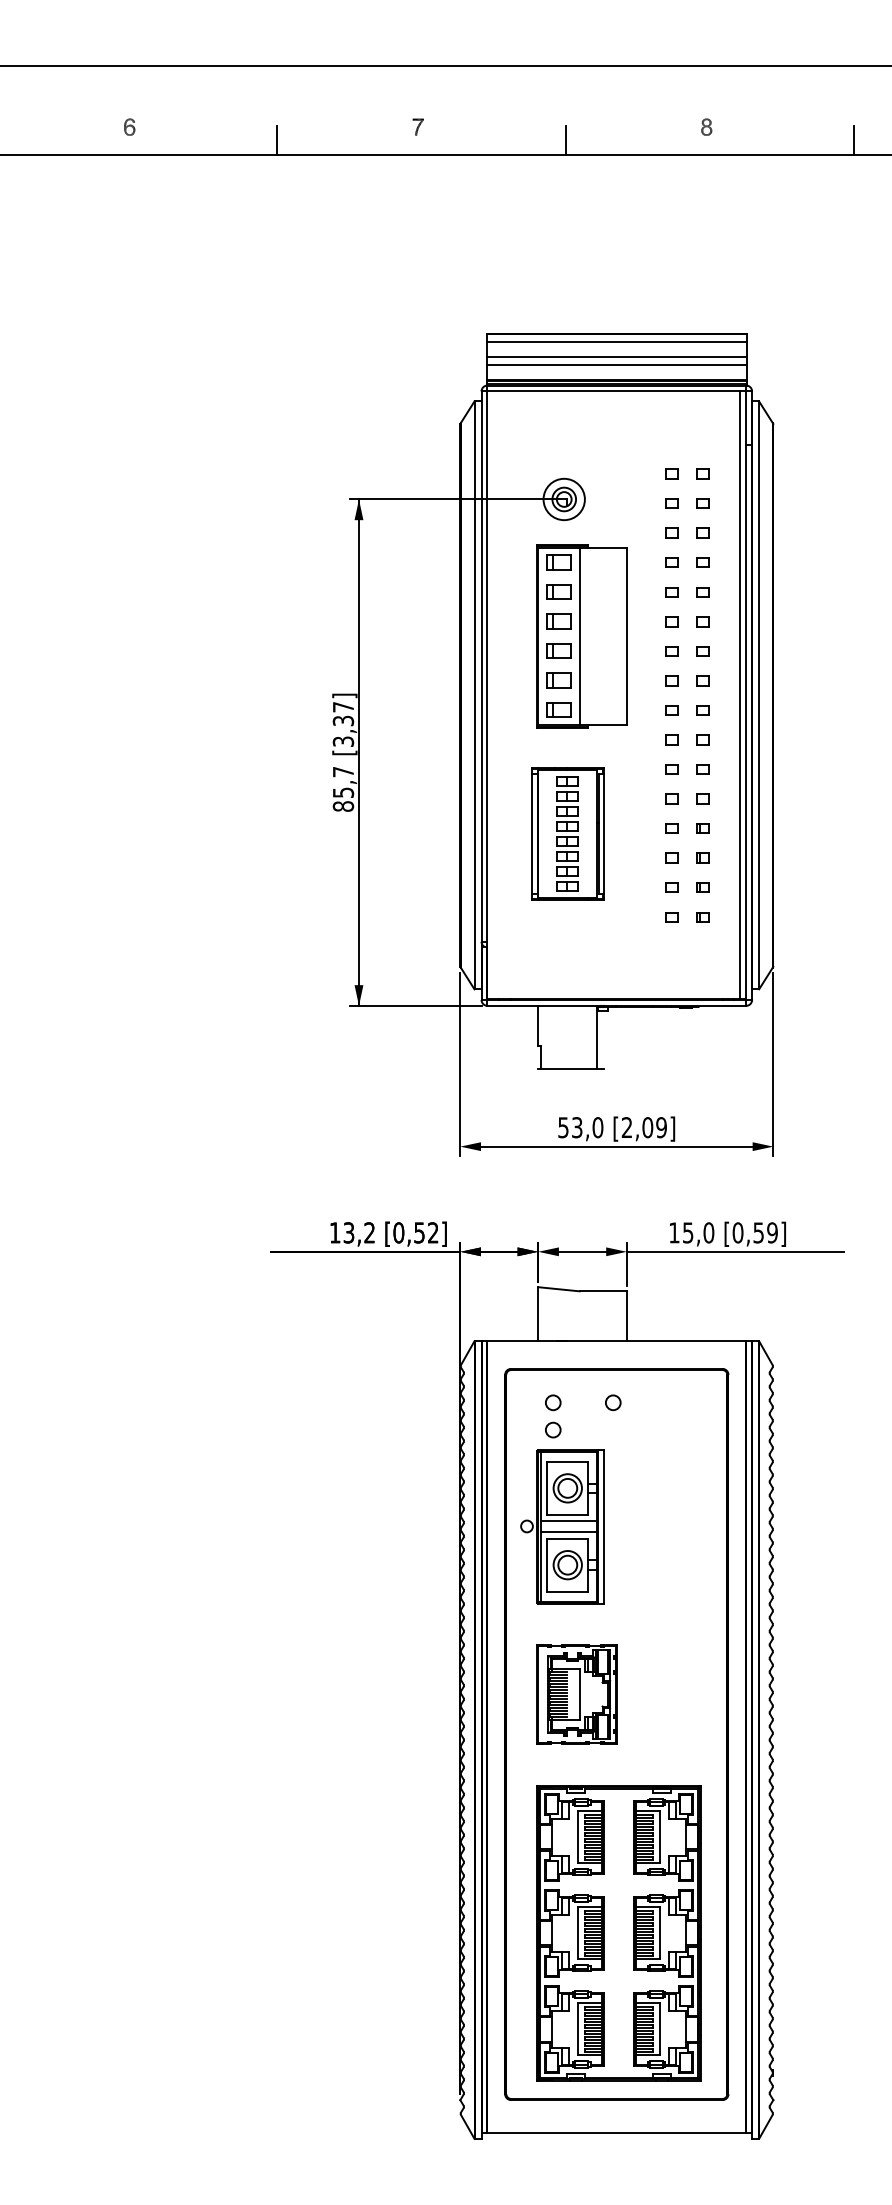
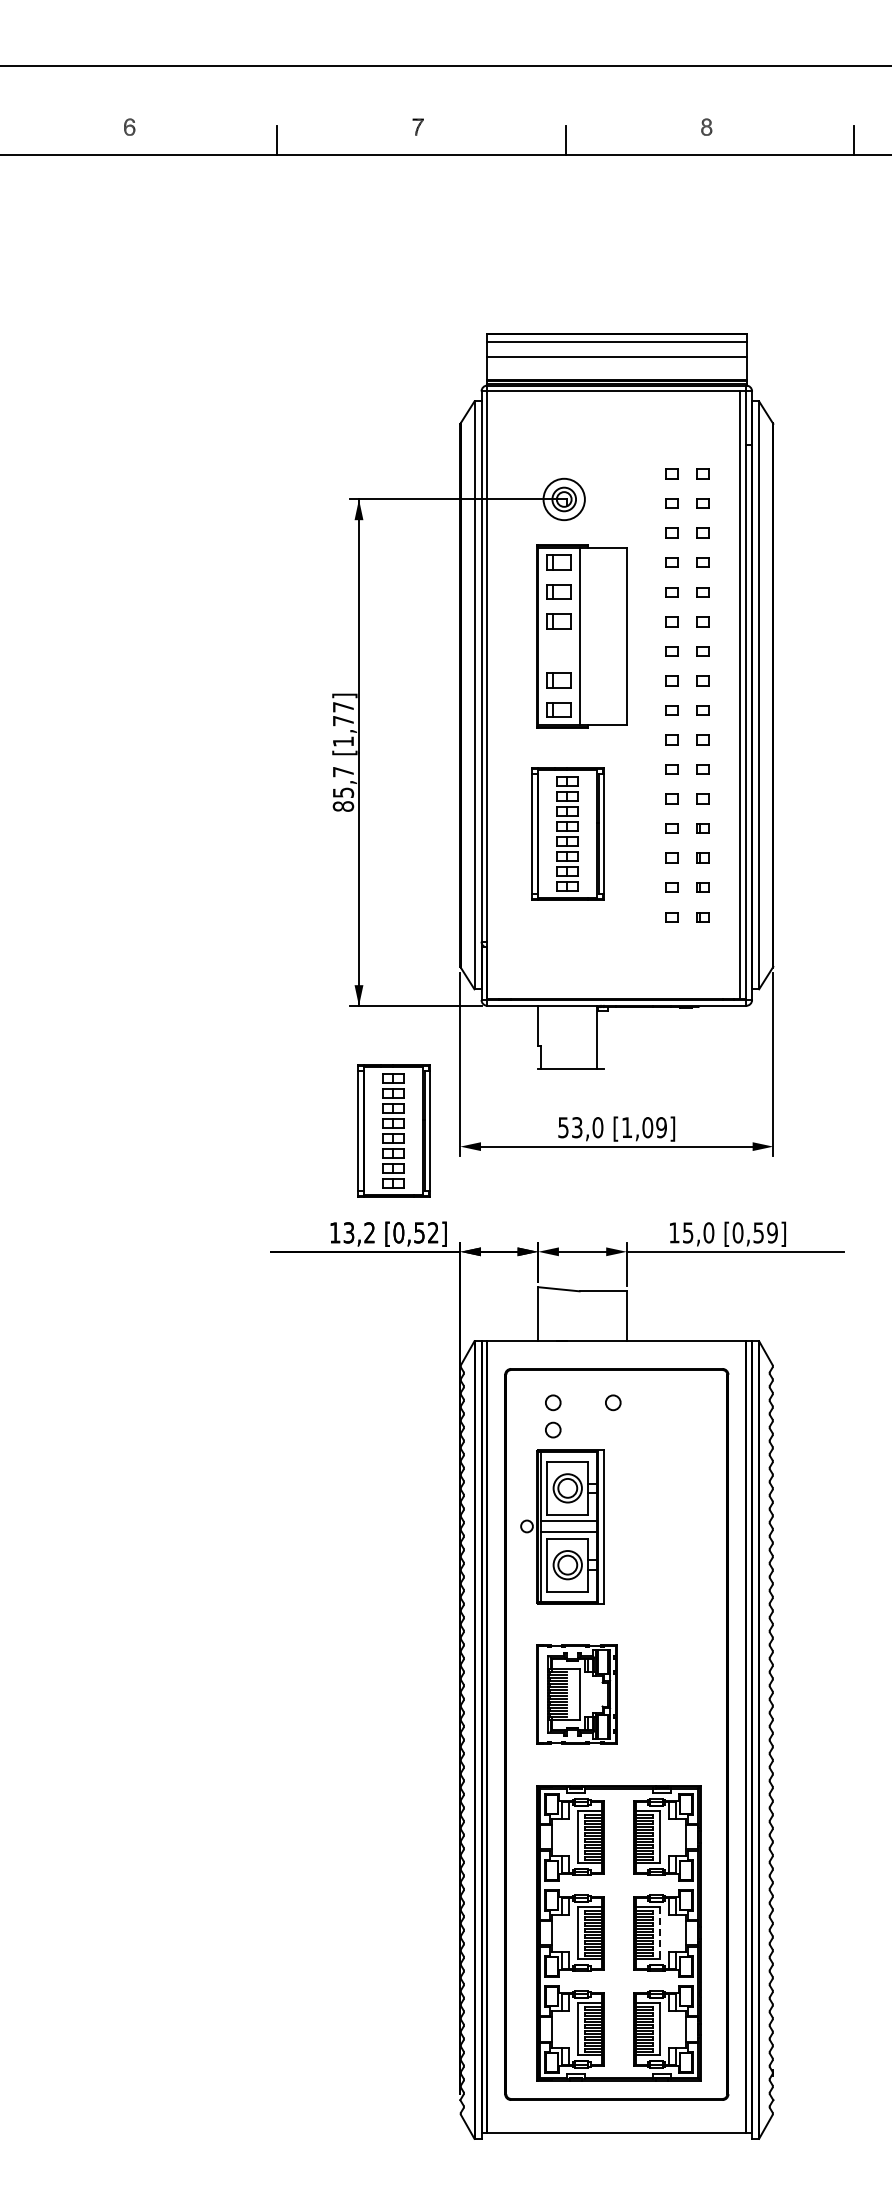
line: present -> none (616, 364)
part: present -> none (558, 650)
text: [3,37] -> [1,77] (343, 730)
text: [2,09] -> [1,09] (626, 1127)
part: none -> present (393, 1130)
line: solid -> dashed (660, 1933)
